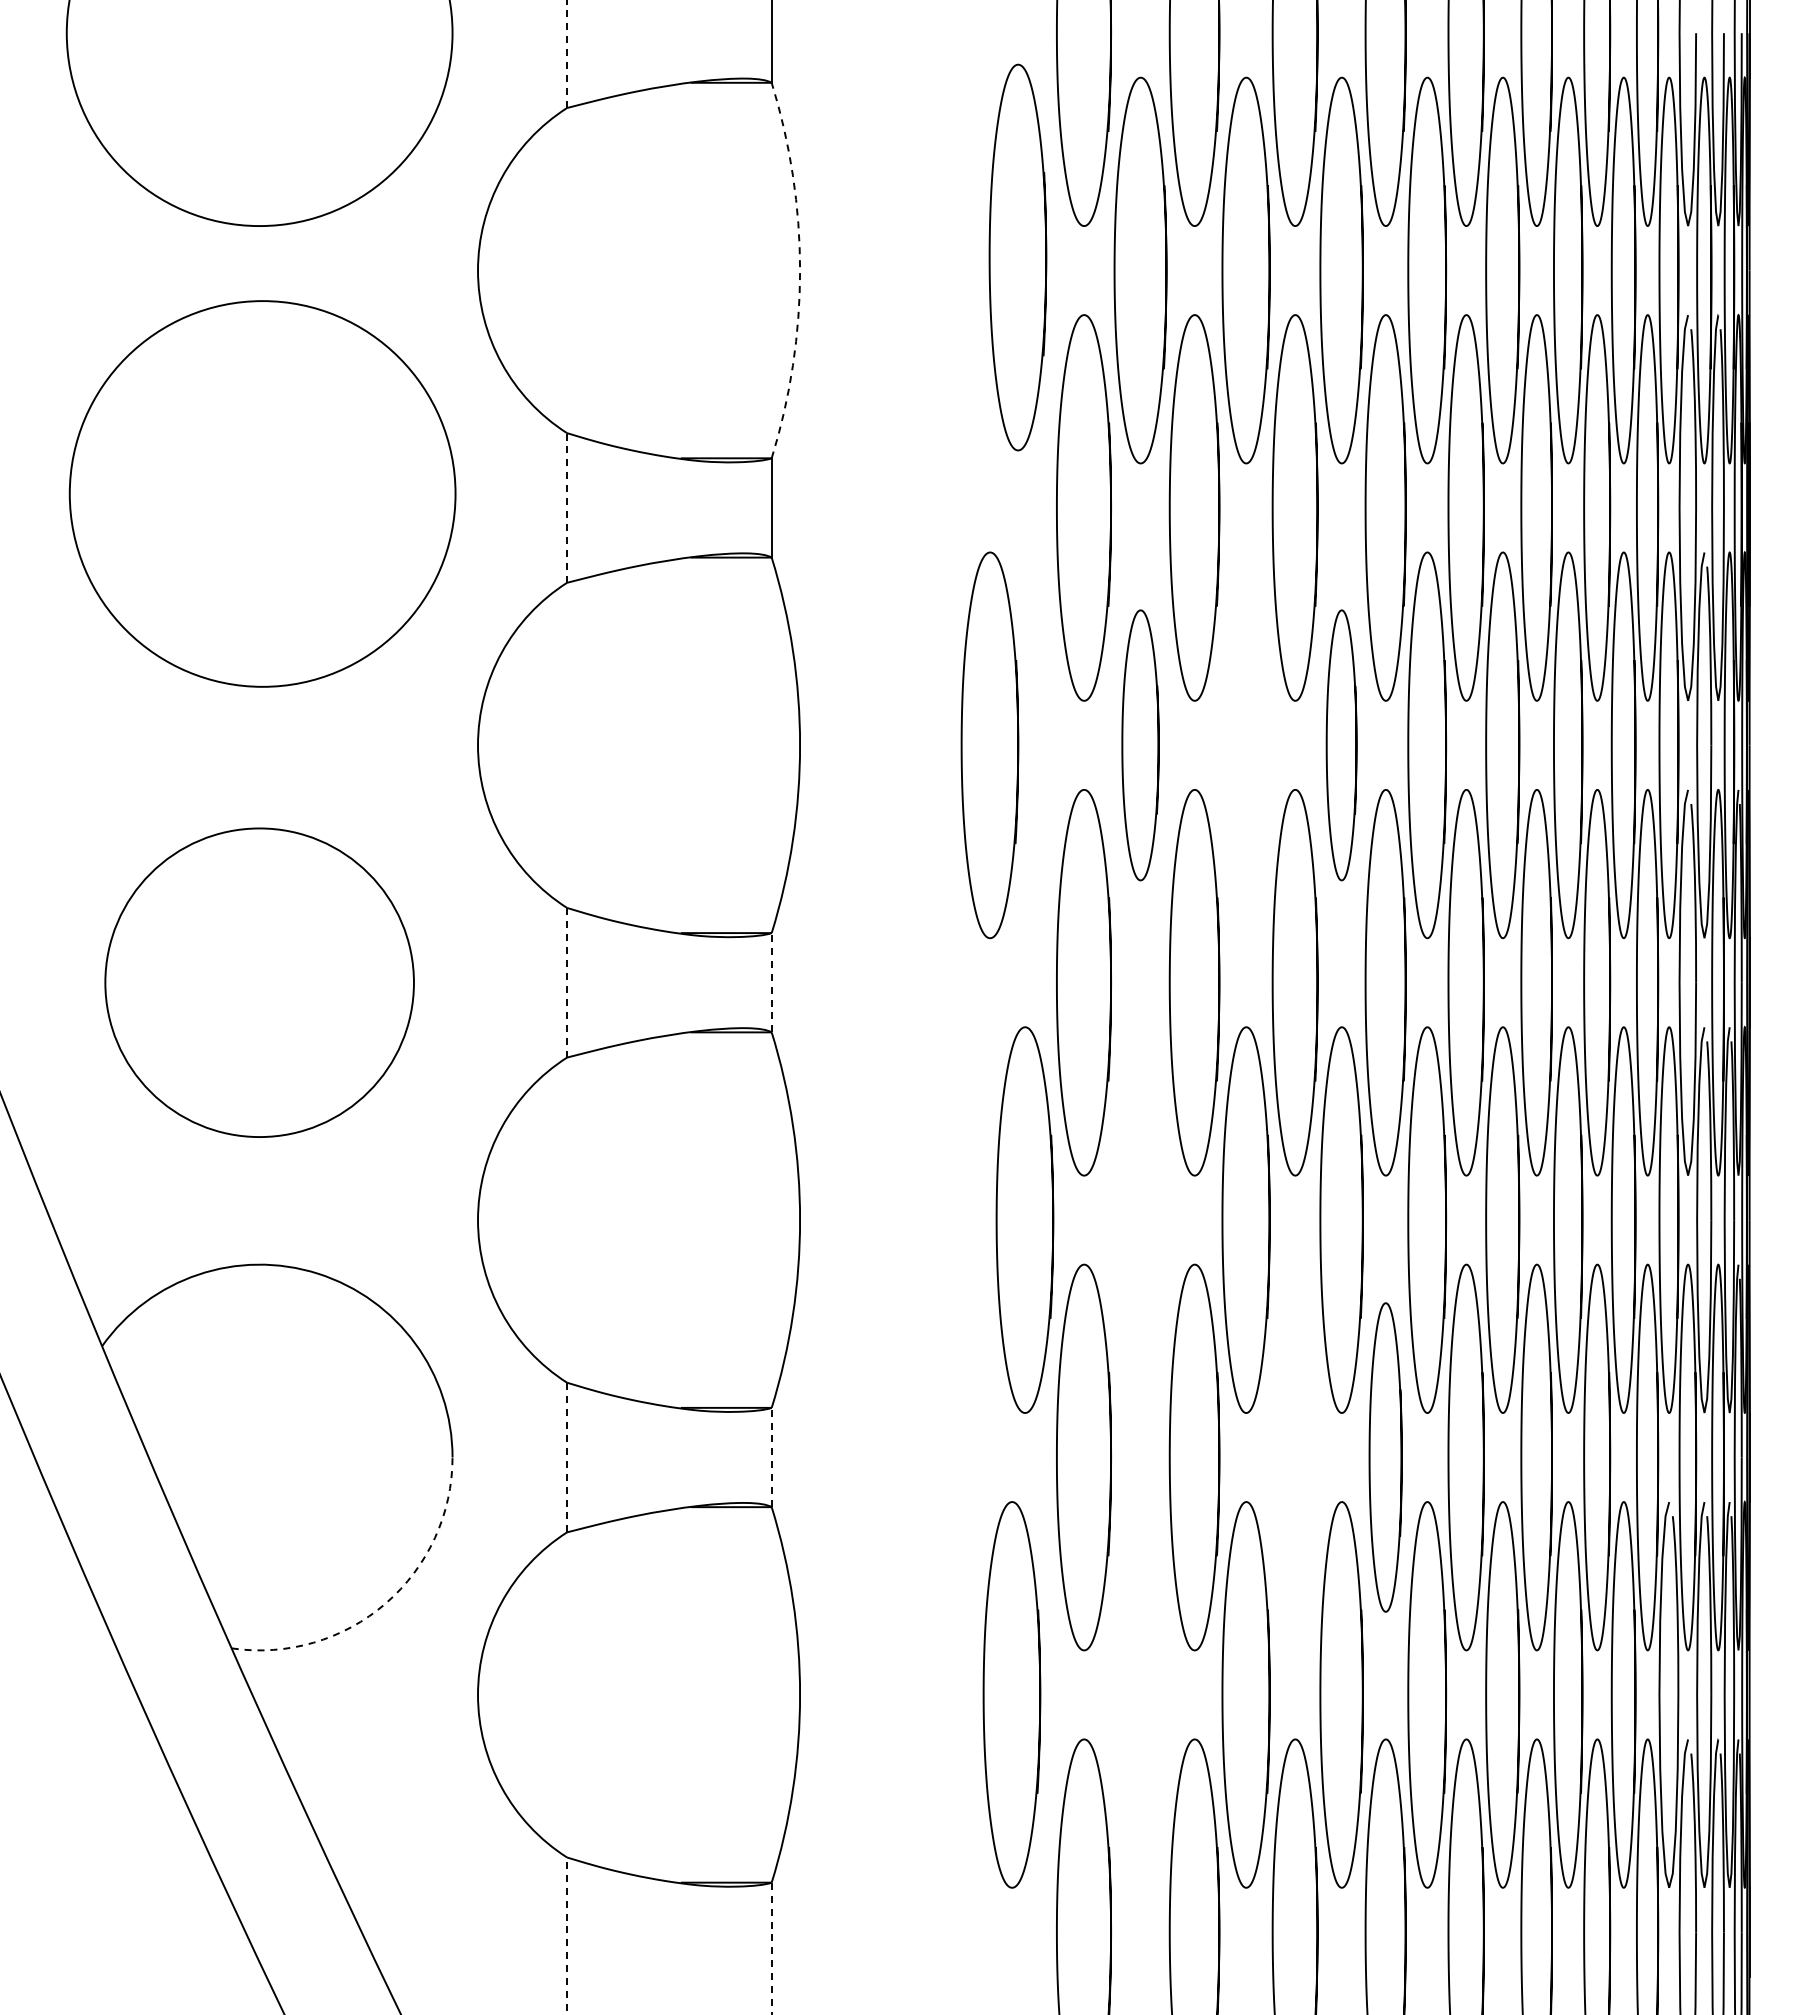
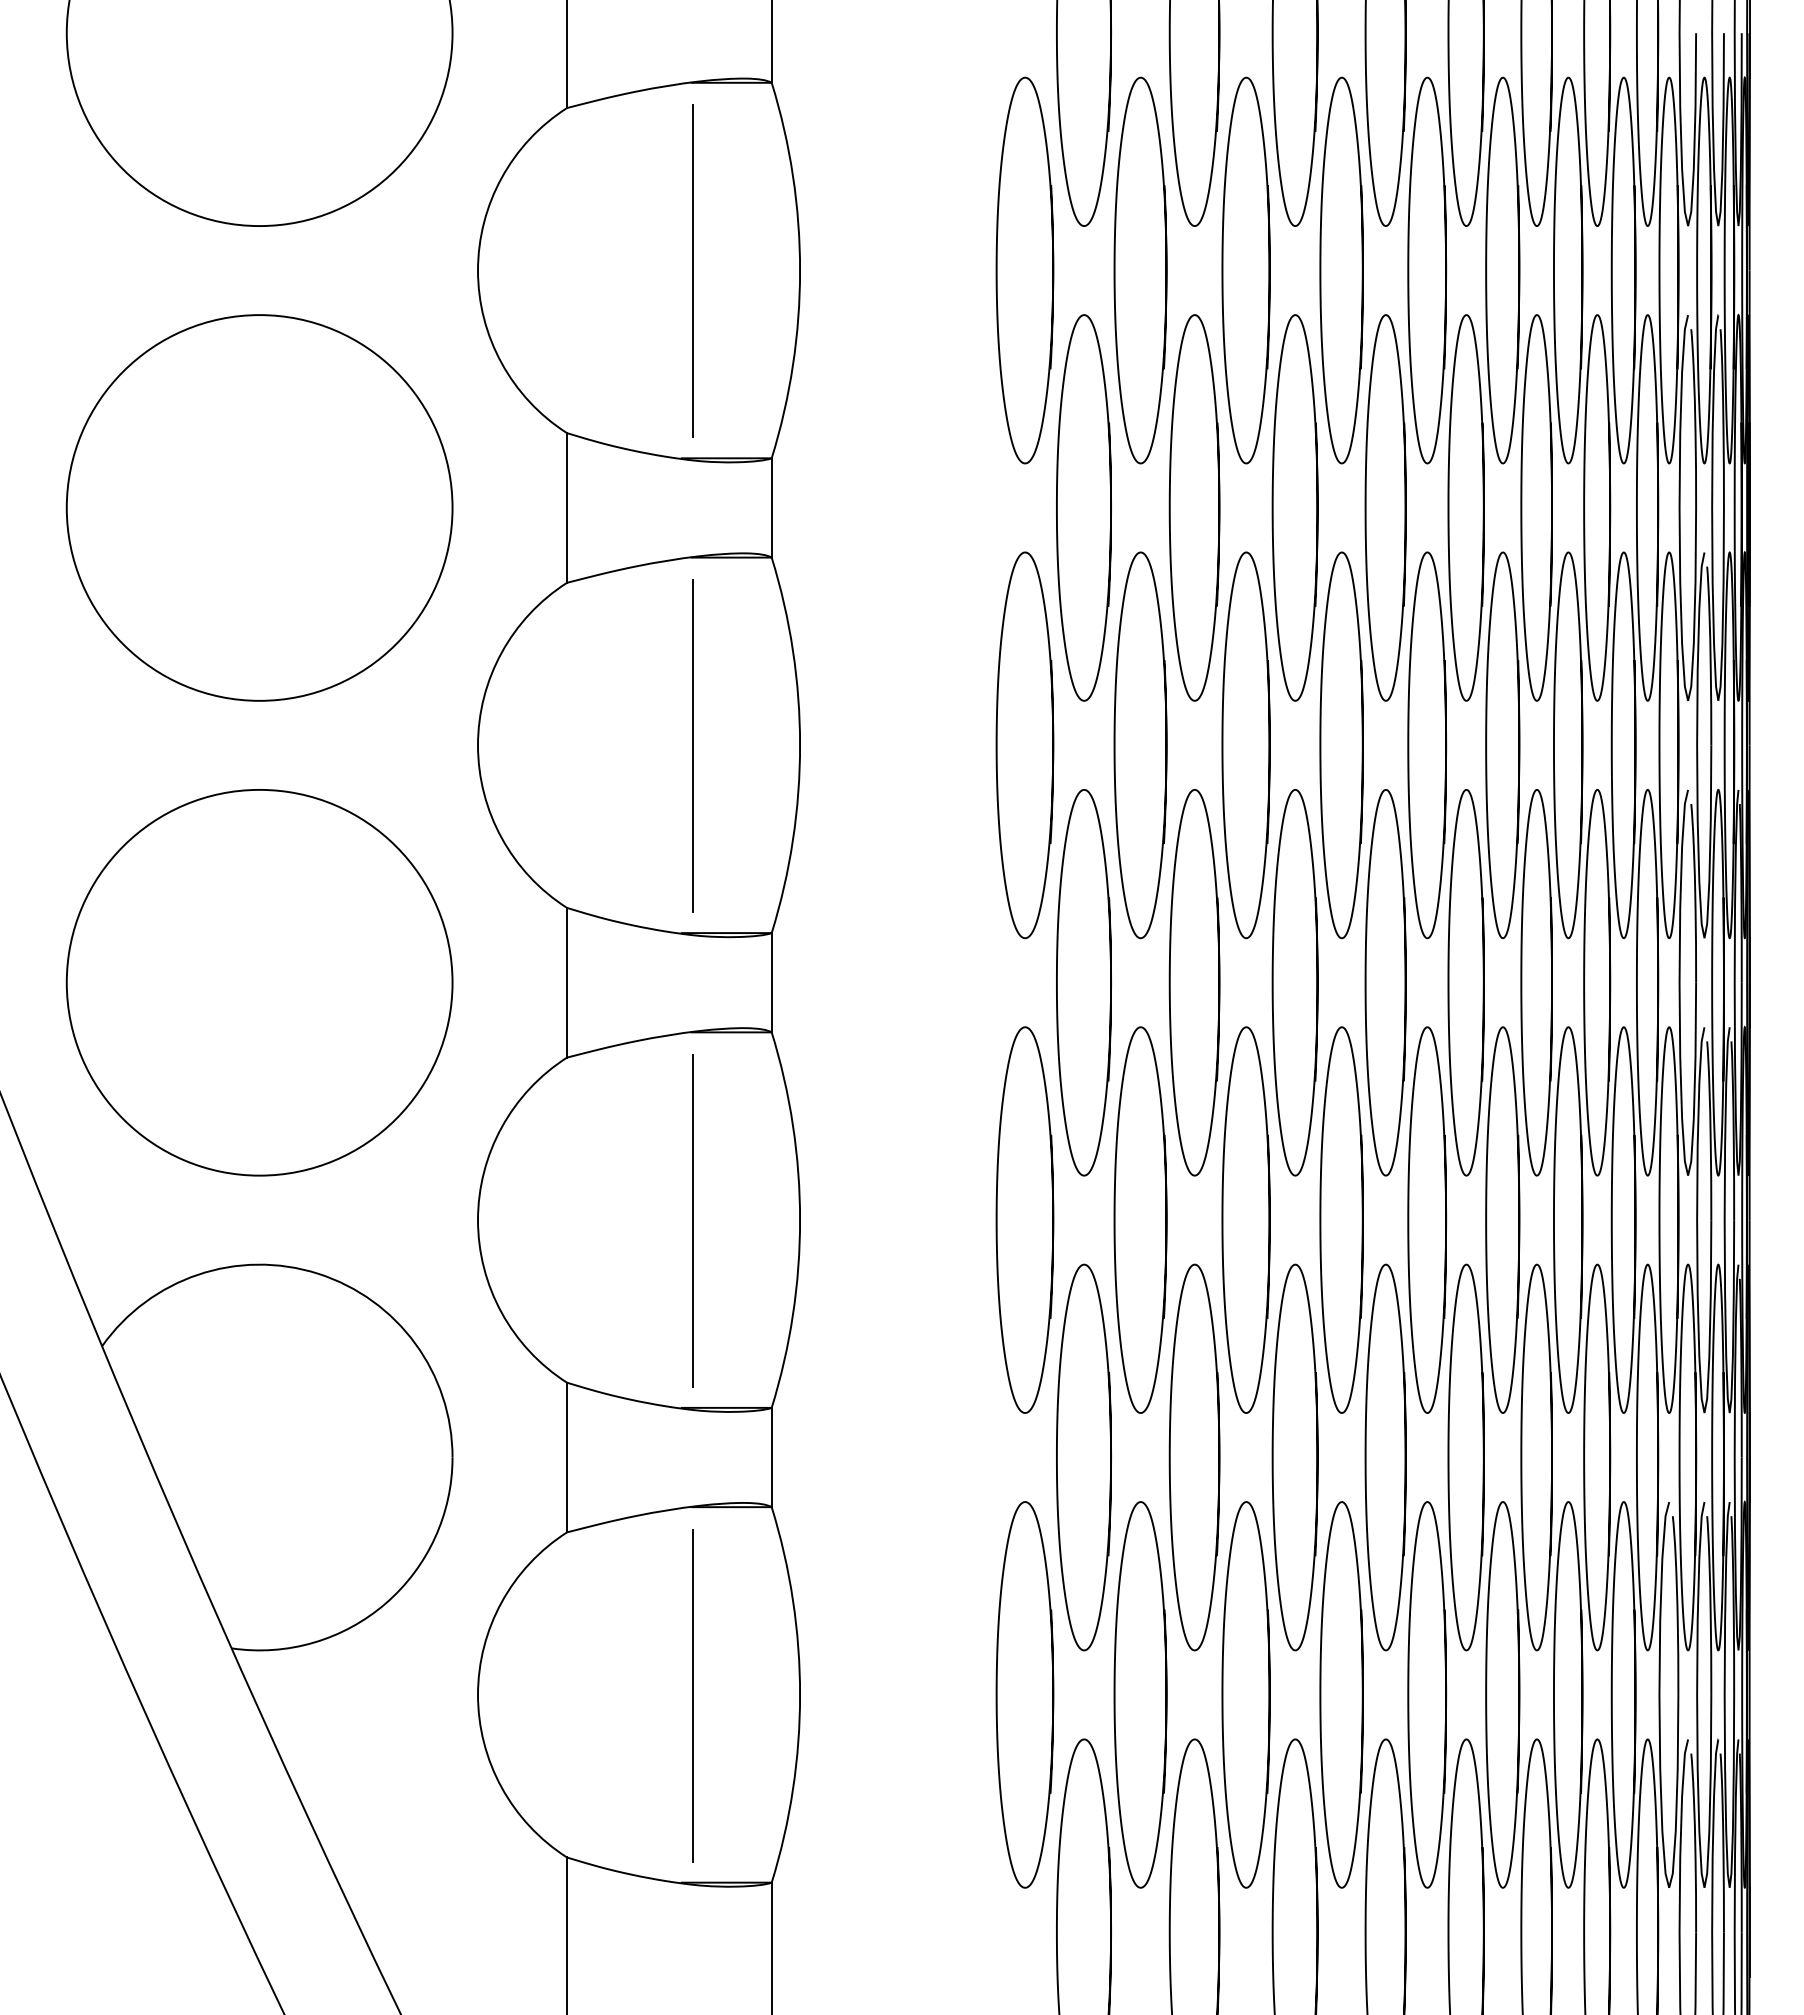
line: dashed -> solid (567, 54)
part position: (1017, 257) -> (1024, 270) (1024, 270)
arc: dashed -> solid (800, 270)
line: none -> present (692, 271)
circle position: (262, 493) -> (259, 507) (259, 507)
line: dashed -> solid (567, 507)
line: none -> present (692, 745)
part position: (989, 745) -> (1024, 745) (1024, 745)
part size: 39x273 px -> 55x389 px (1140, 745)
part: none -> present (1245, 745)
part size: 33x273 px -> 45x389 px (1341, 745)
circle diameter: 309 px -> 386 px (259, 982)
line: dashed -> solid (567, 982)
line: dashed -> solid (771, 982)
part: none -> present (1140, 1219)
line: none -> present (692, 1220)
line: dashed -> solid (567, 1457)
line: dashed -> solid (771, 1457)
part: none -> present (1294, 1457)
part size: 35x311 px -> 43x389 px (1385, 1457)
arc: dashed -> solid (385, 1603)
part position: (1011, 1694) -> (1024, 1694) (1024, 1694)
part: none -> present (1140, 1694)
line: none -> present (692, 1695)
line: dashed -> solid (567, 1935)
line: dashed -> solid (771, 1948)
